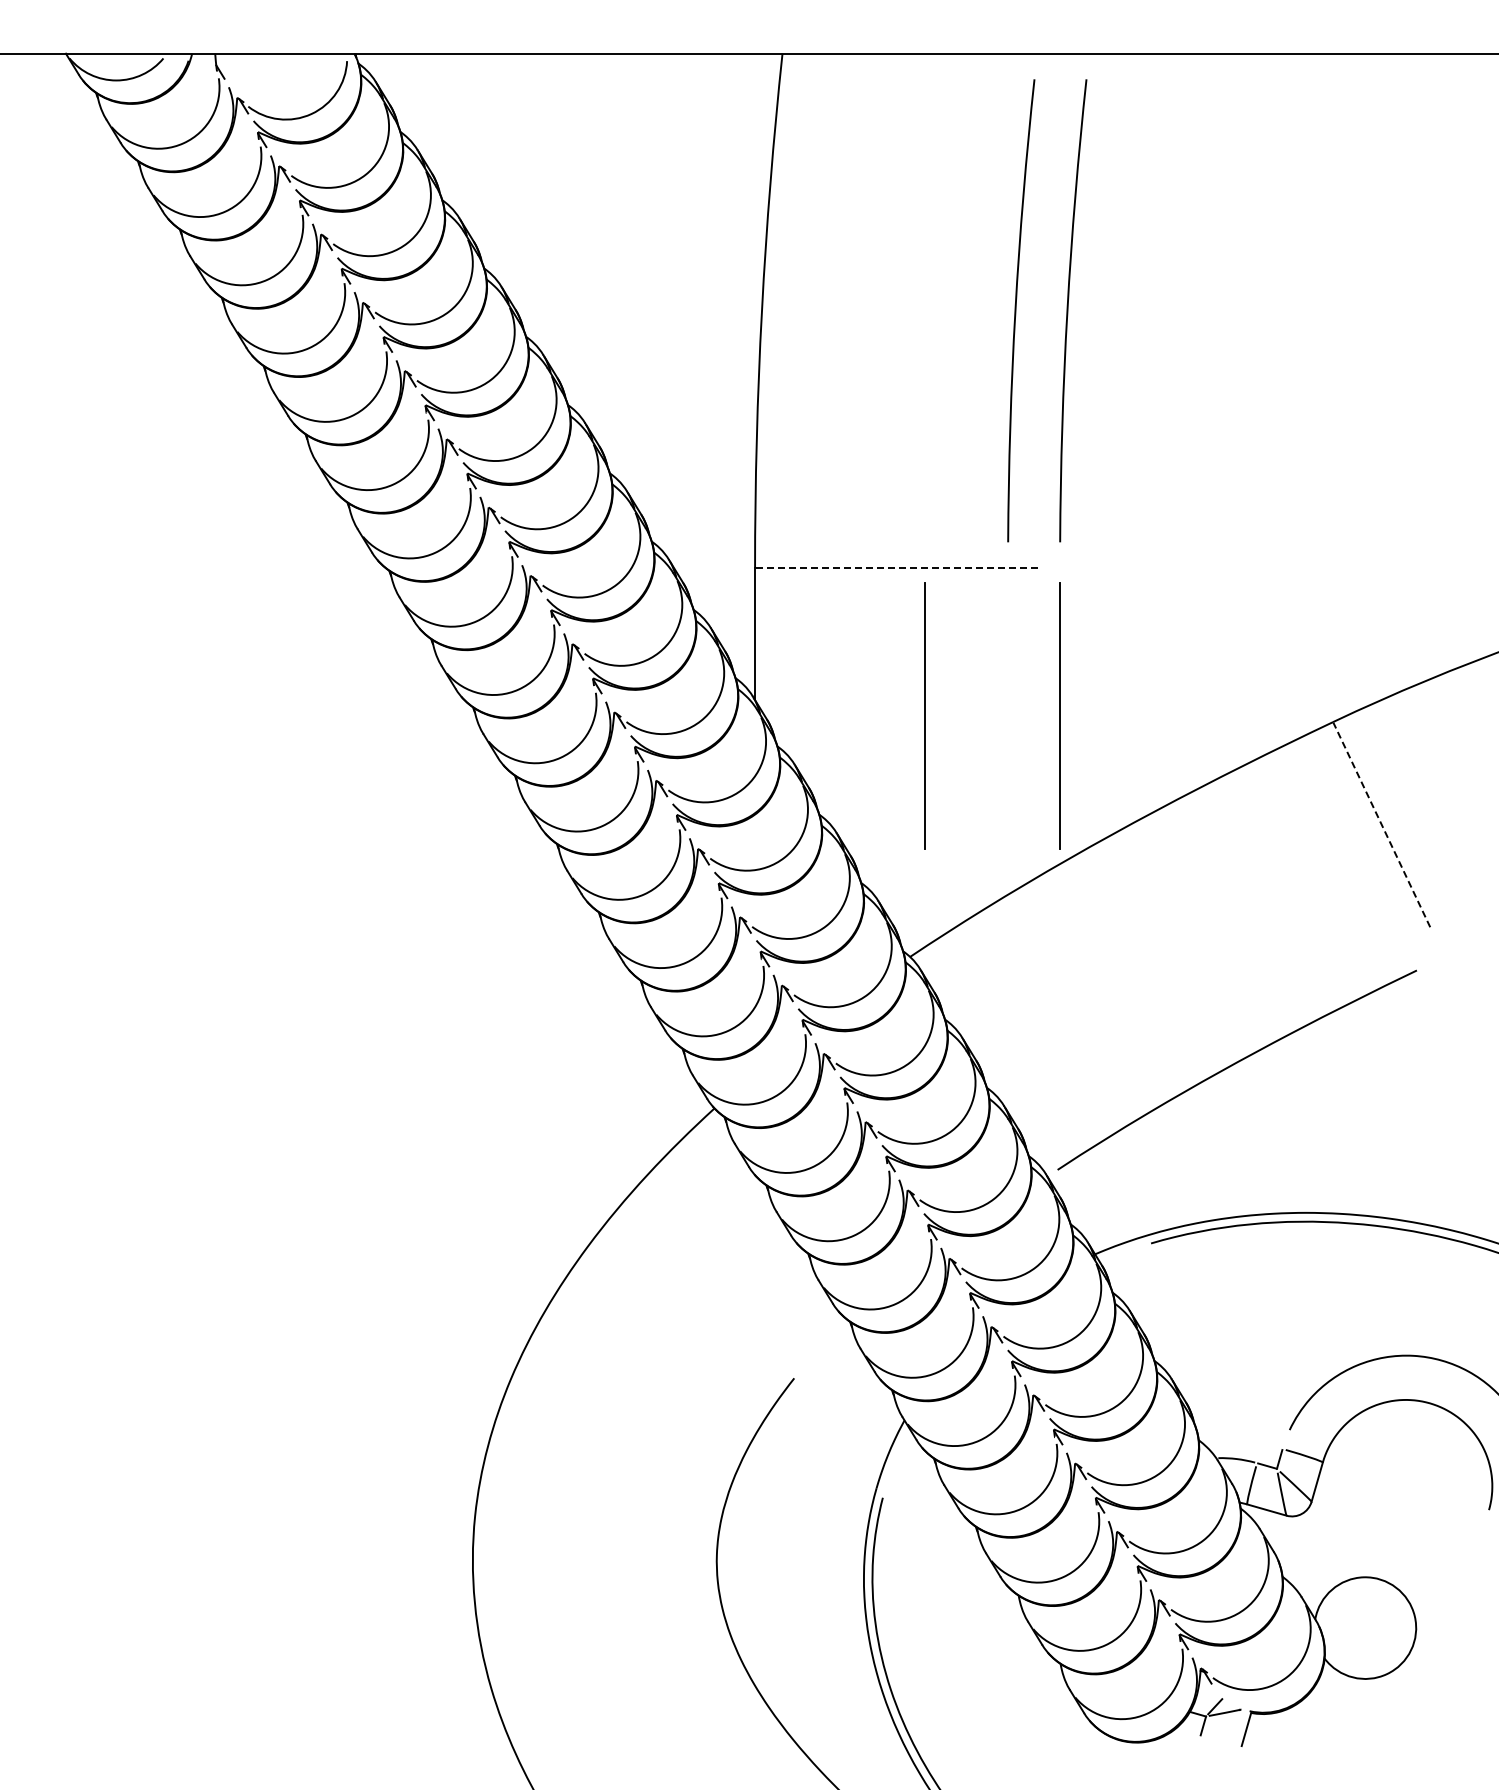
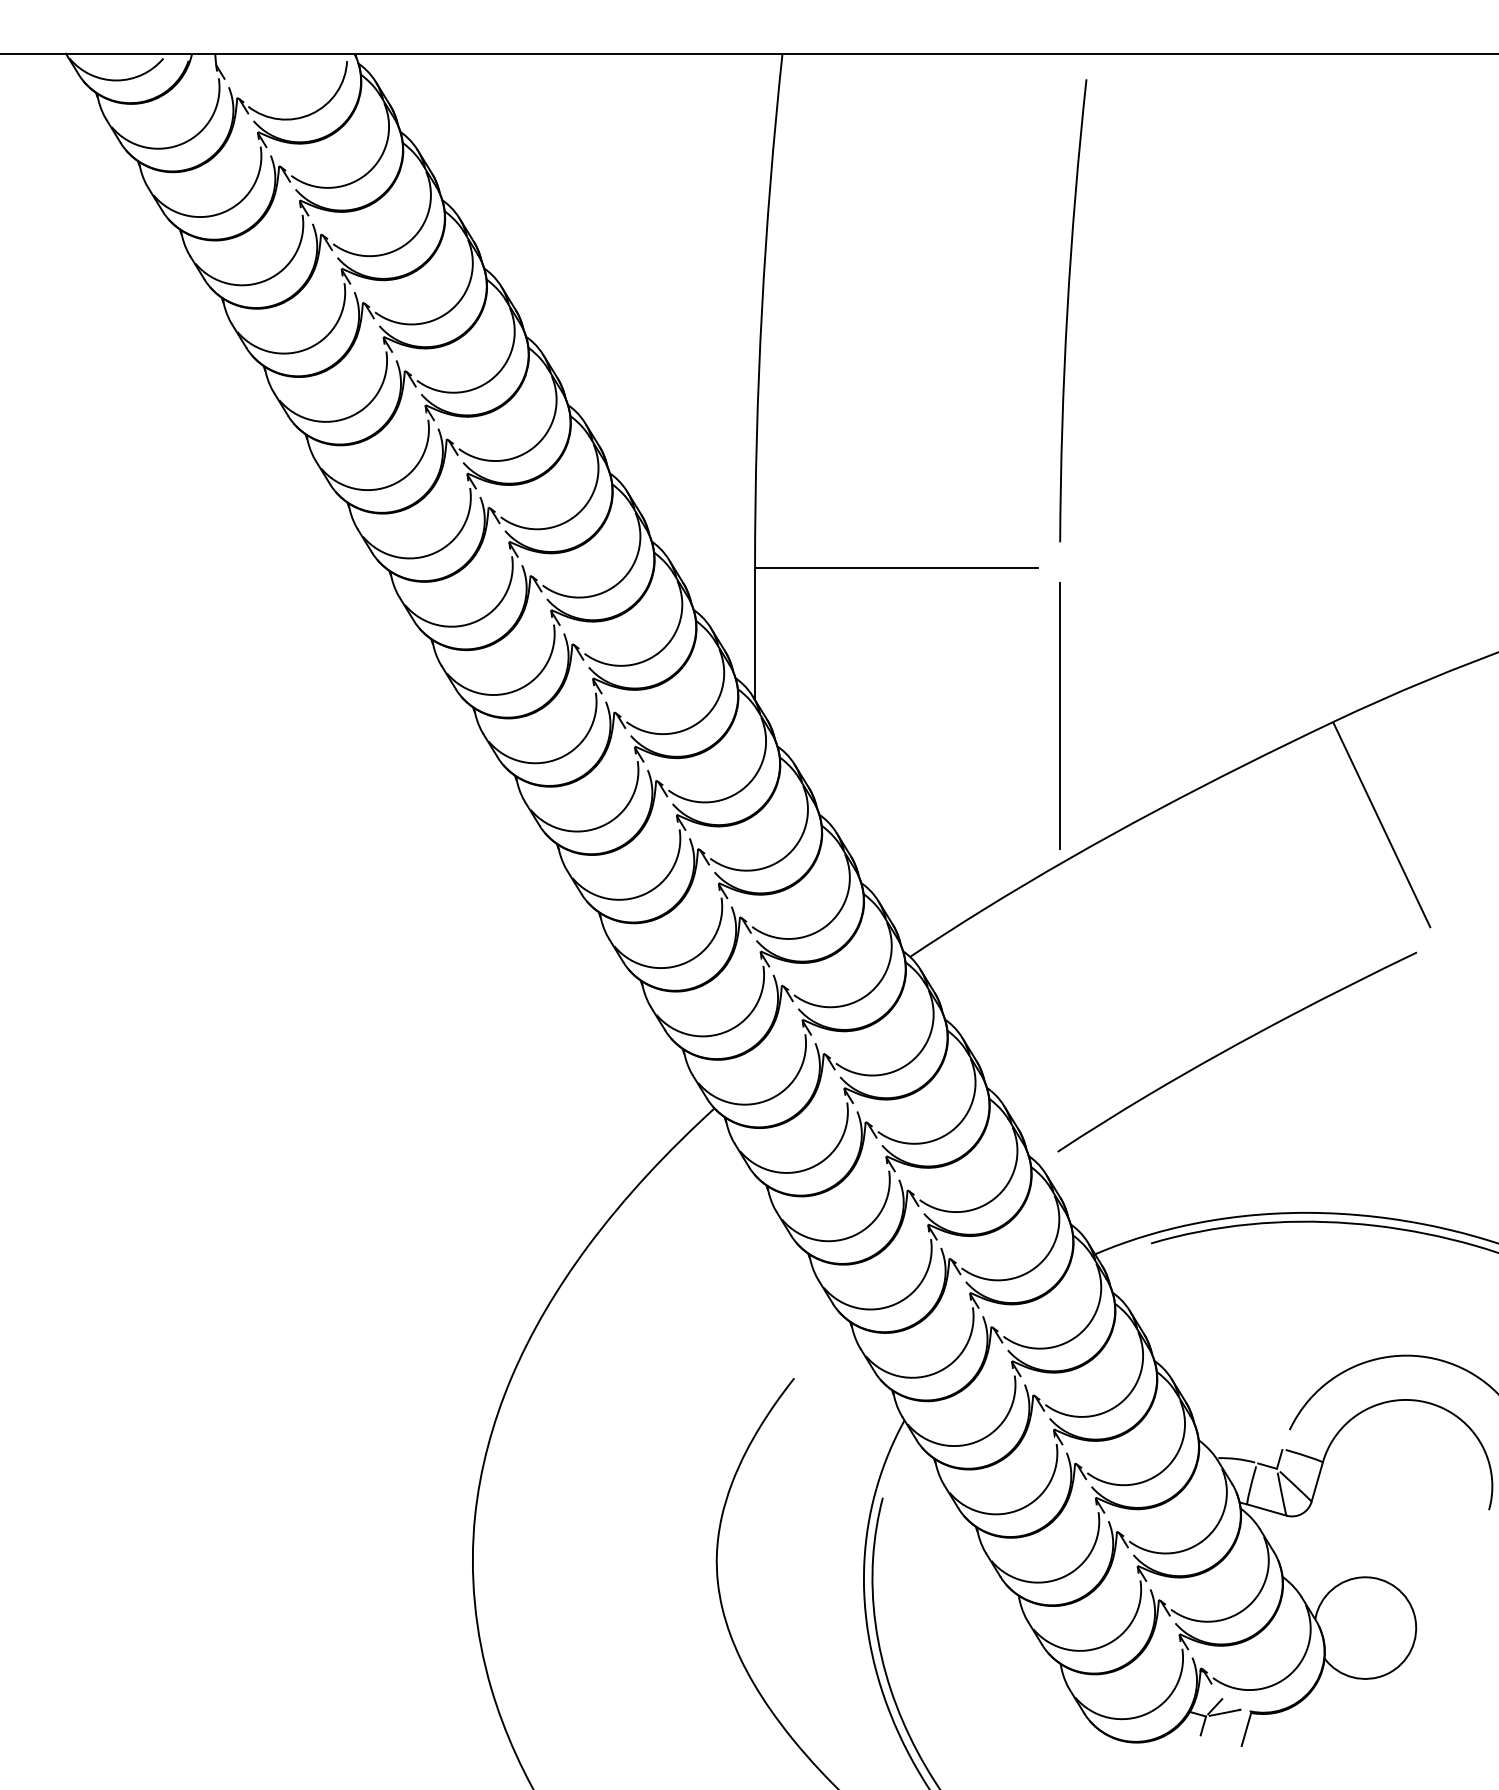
curve: present -> none (1016, 310)
line: dashed -> solid (896, 568)
line: present -> none (924, 715)
line: dashed -> solid (1381, 824)
curve position: (1235, 1064) -> (1235, 1046) (1235, 1046)
